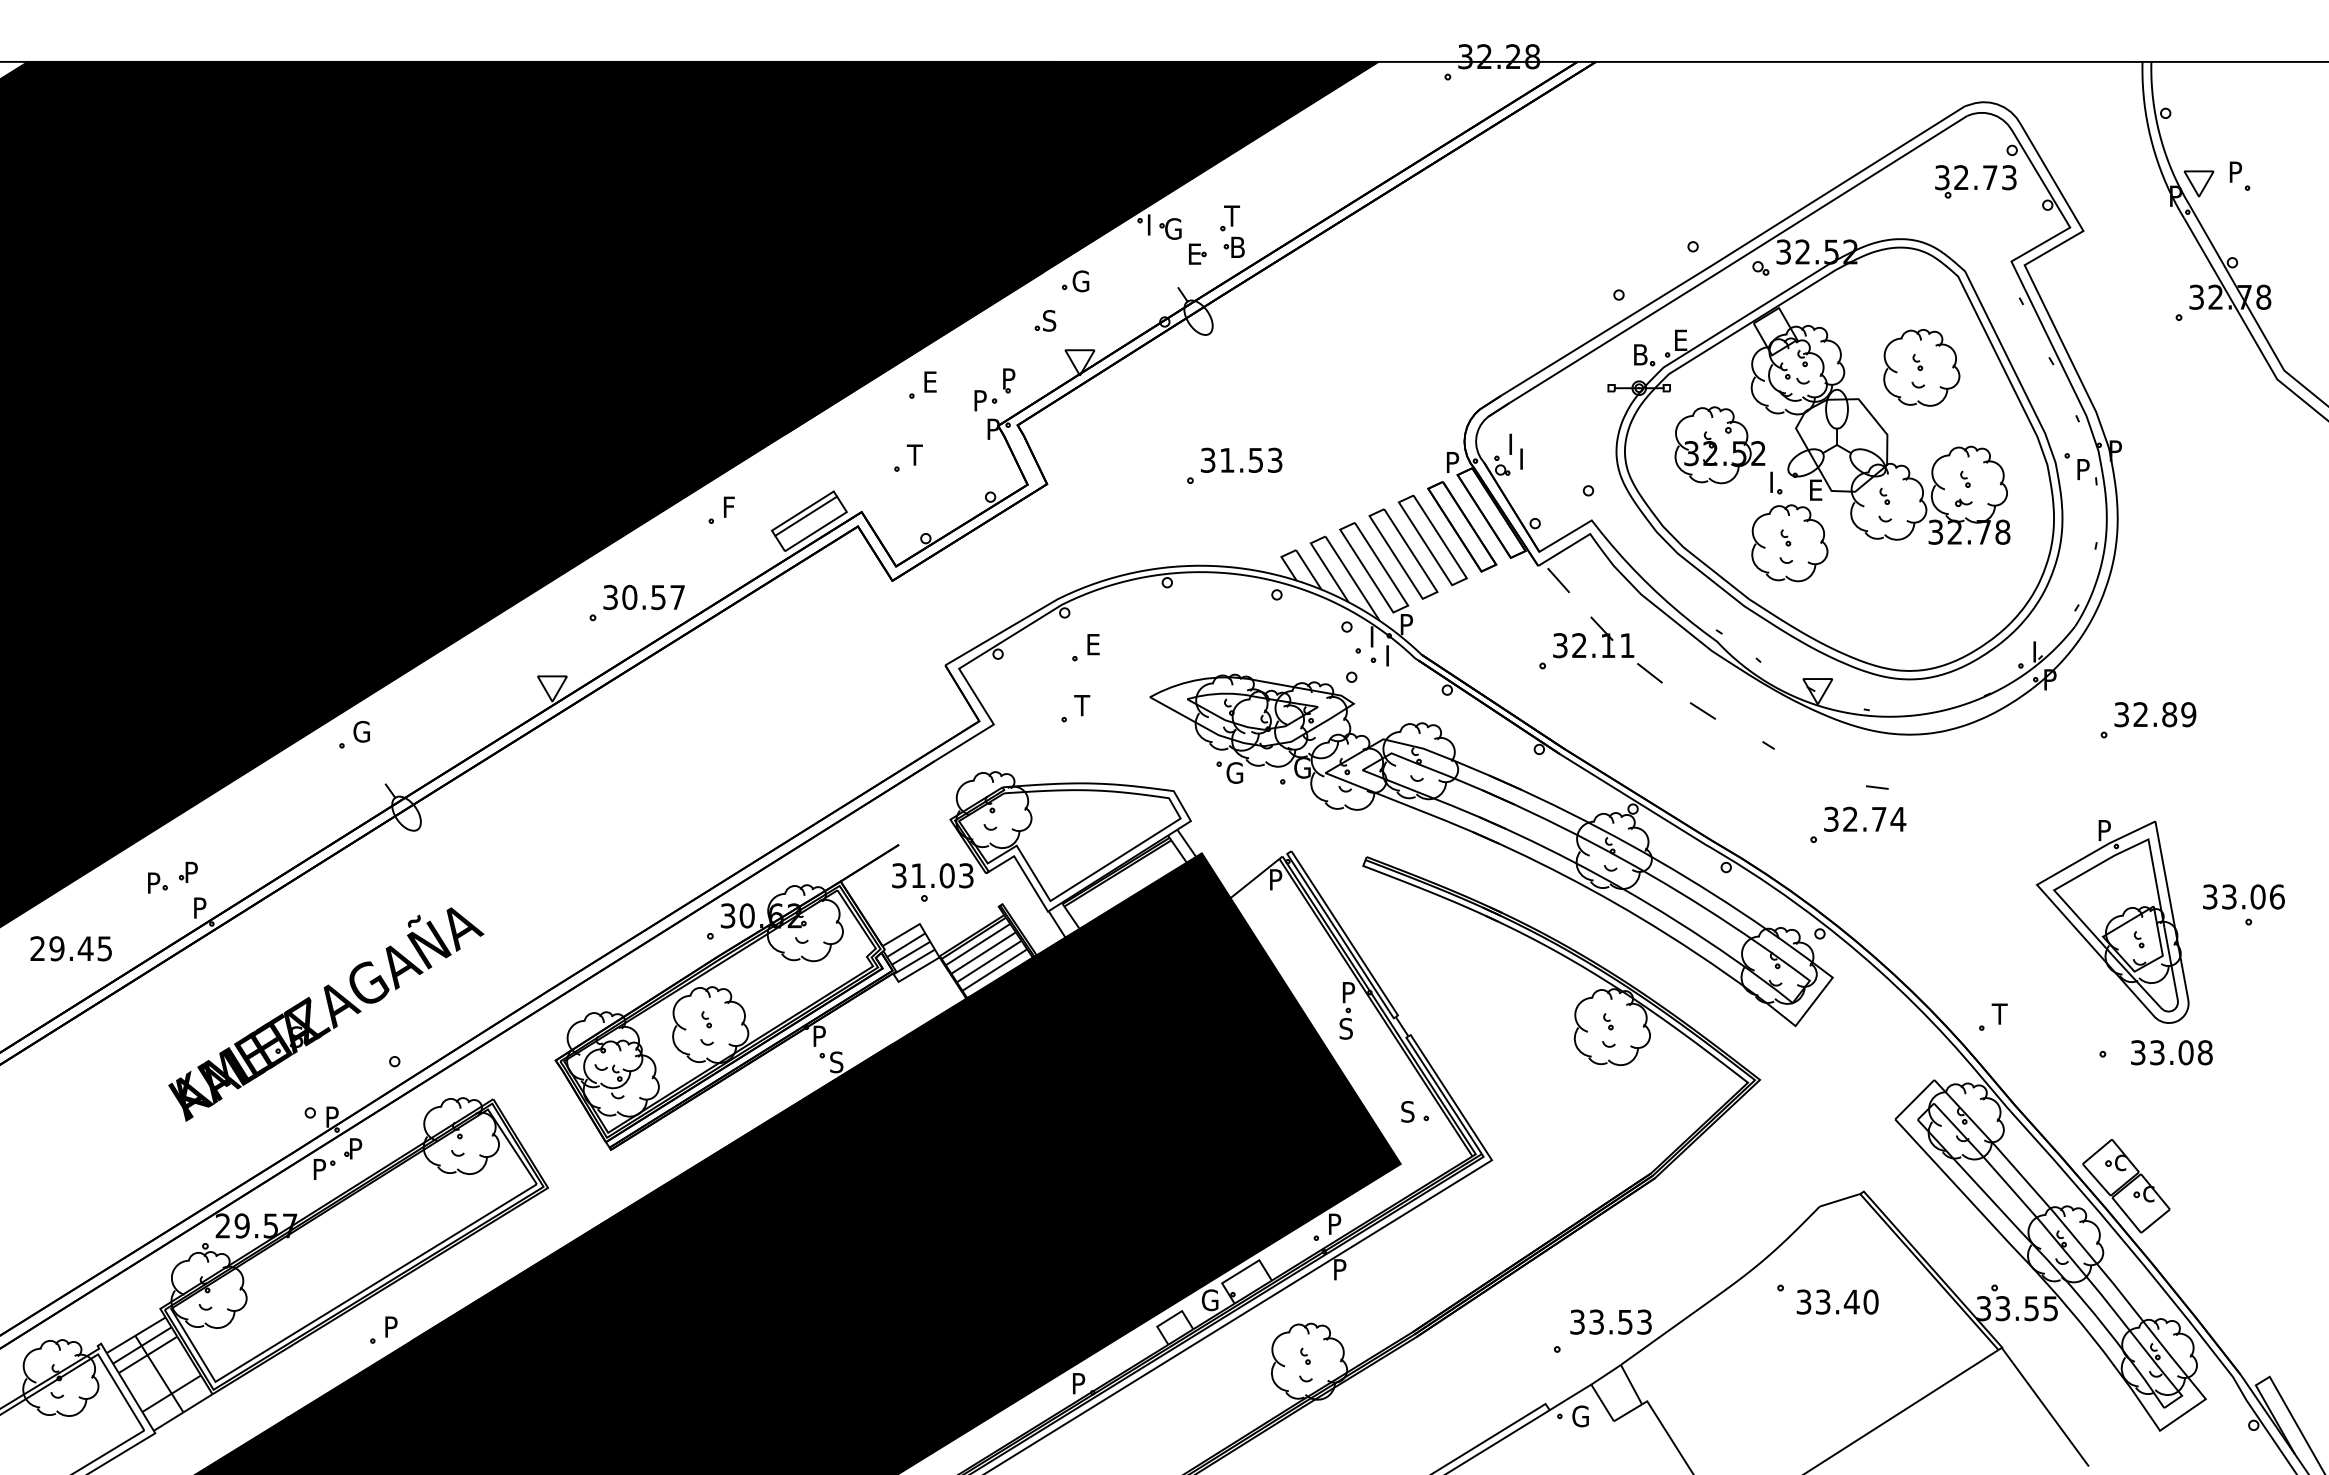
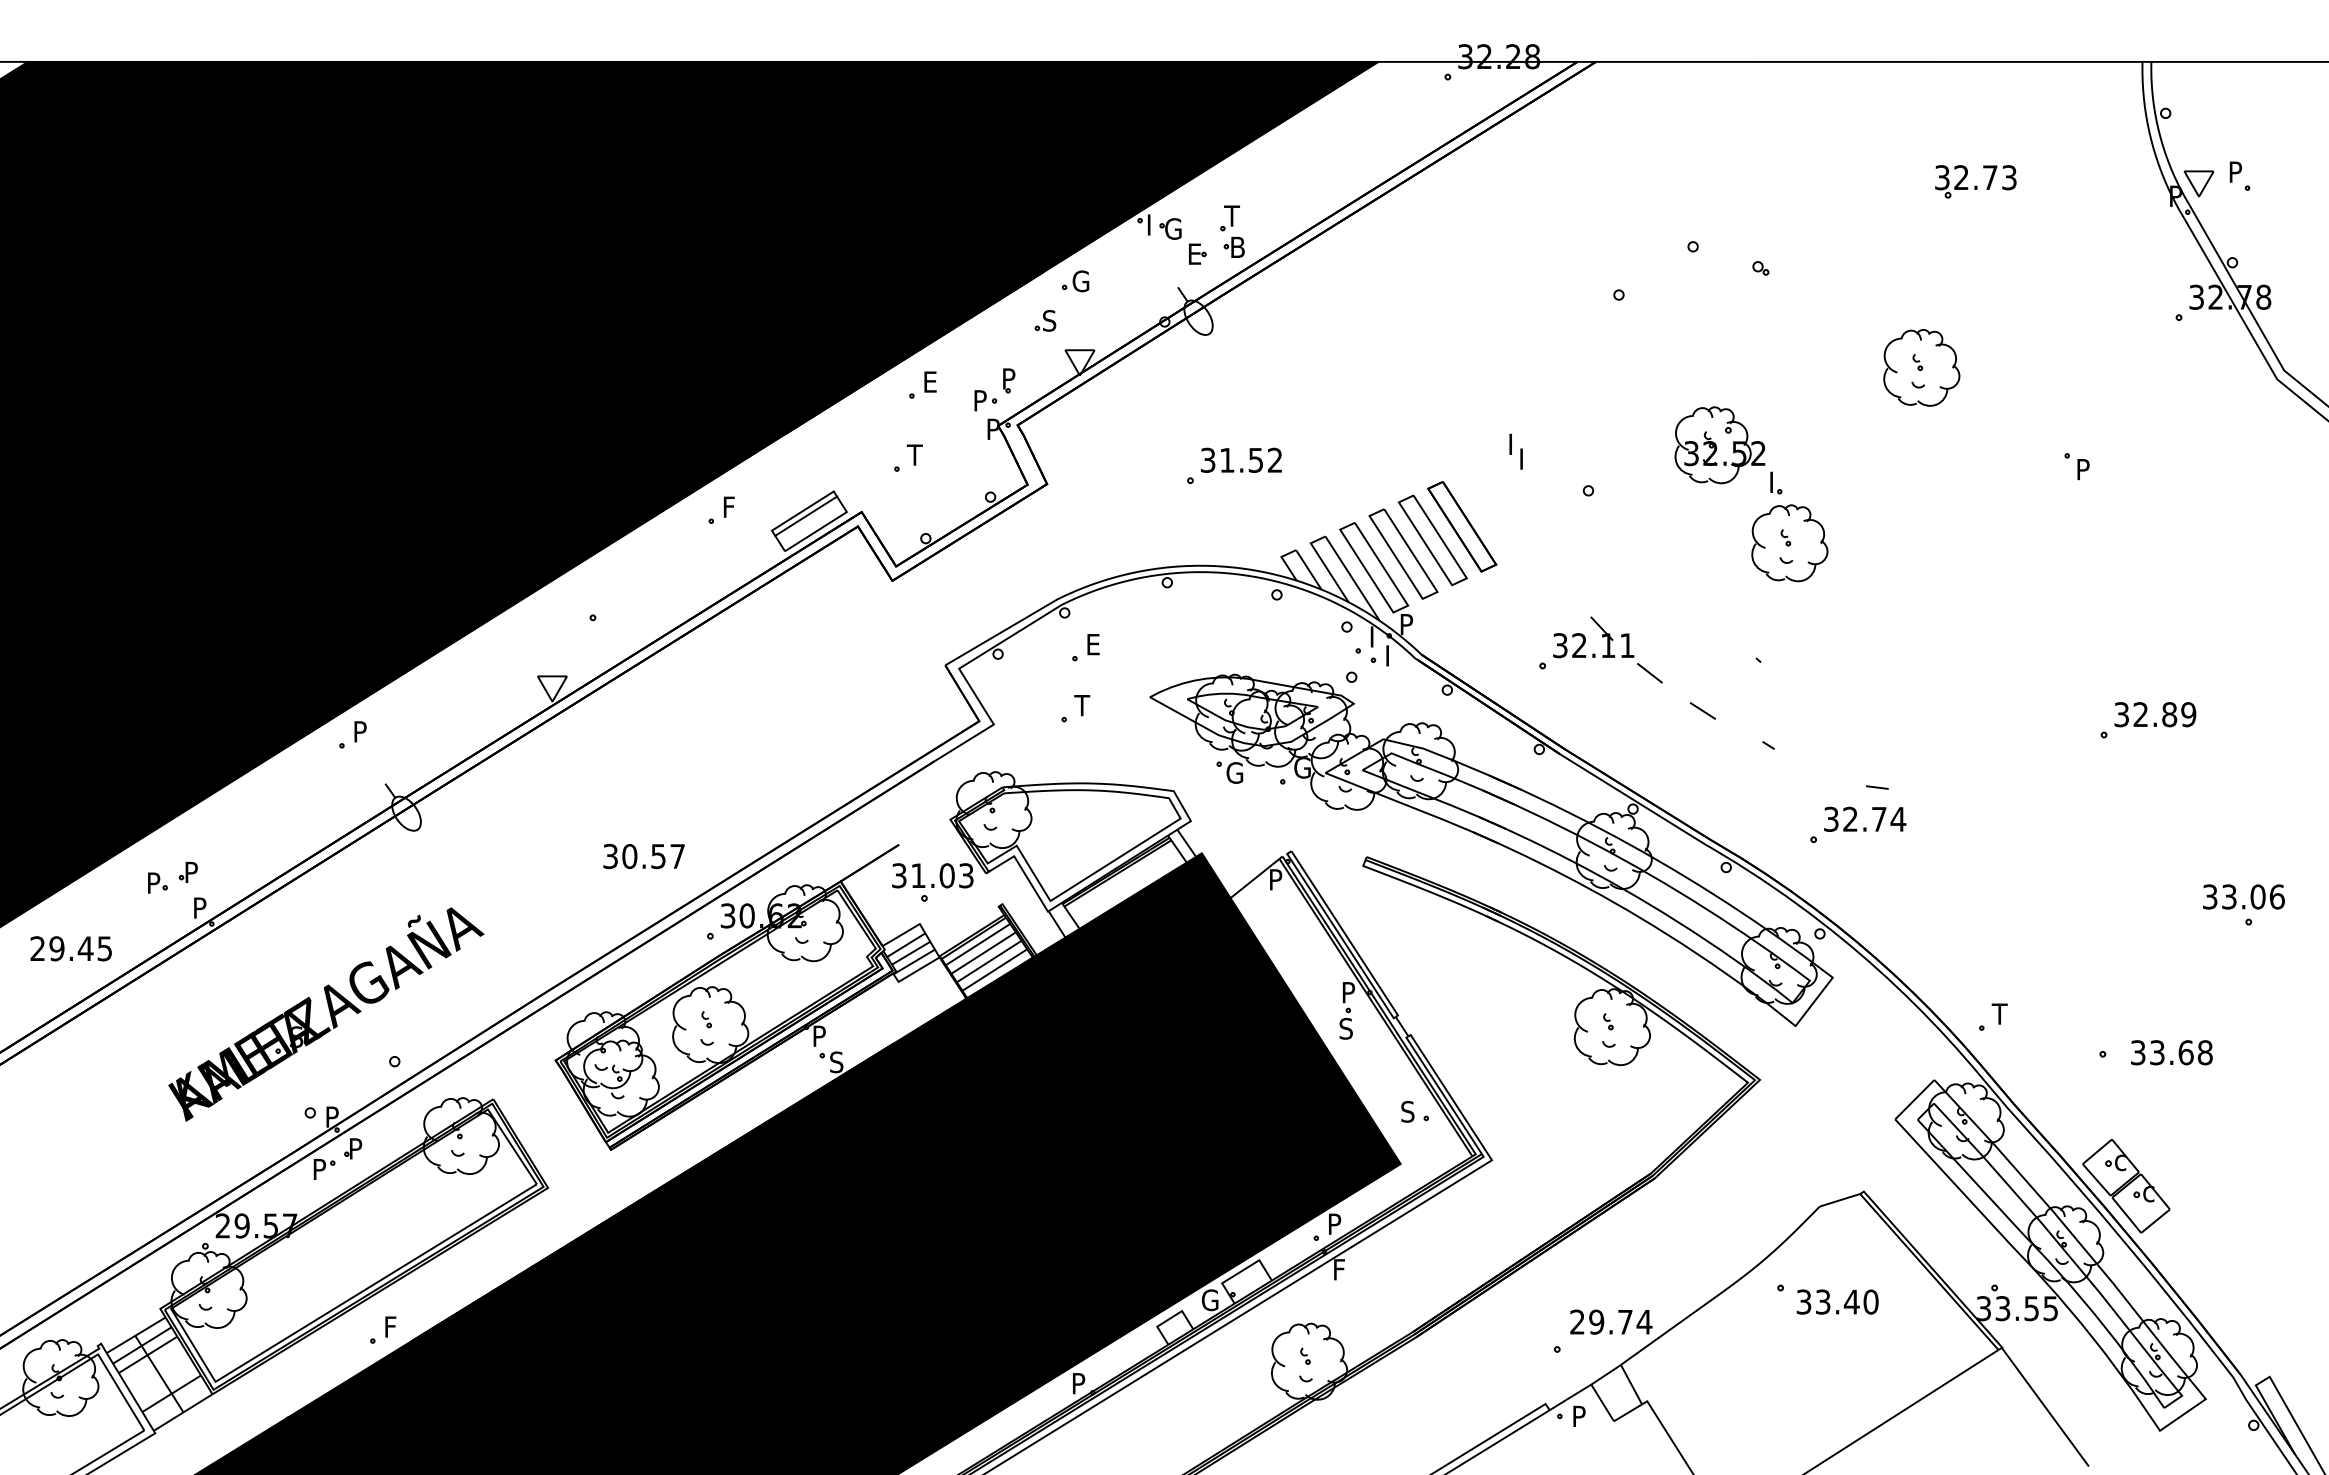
part: present -> none (1784, 418)
text: 31.53 -> 31.52 (1275, 460)
text position: (643, 597) -> (643, 856) (643, 856)
text: G -> P (361, 731)
part: present -> none (2112, 921)
text: 33.08 -> 33.68 (2185, 1052)
text: P -> F (1341, 1265)
text: 33.53 -> 29.74 (1611, 1321)
text: P -> F (392, 1322)
text: G -> P (1580, 1416)
